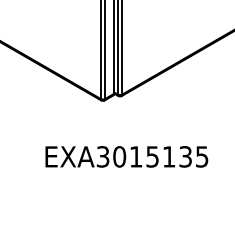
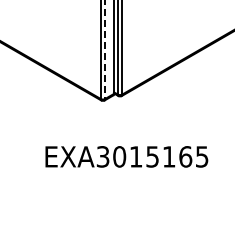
line: solid -> dashed (105, 50)
text: EXA3015135 -> EXA3015165 (185, 156)
